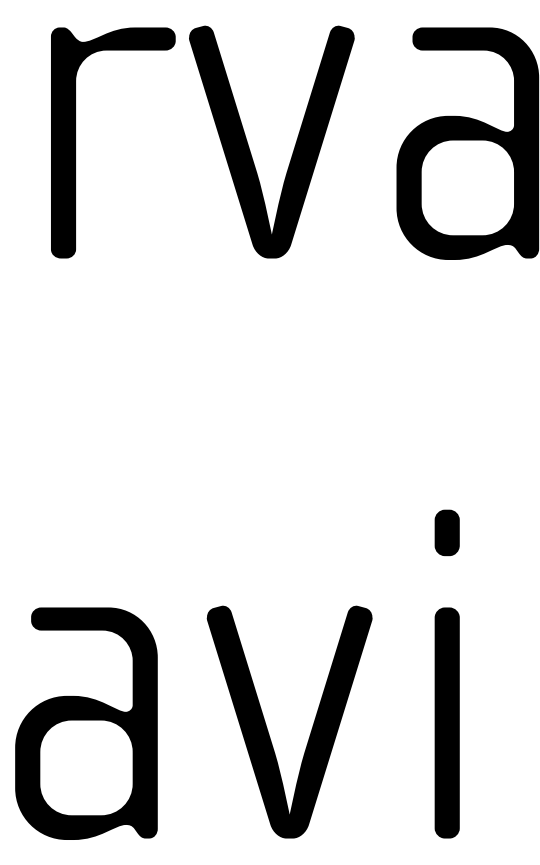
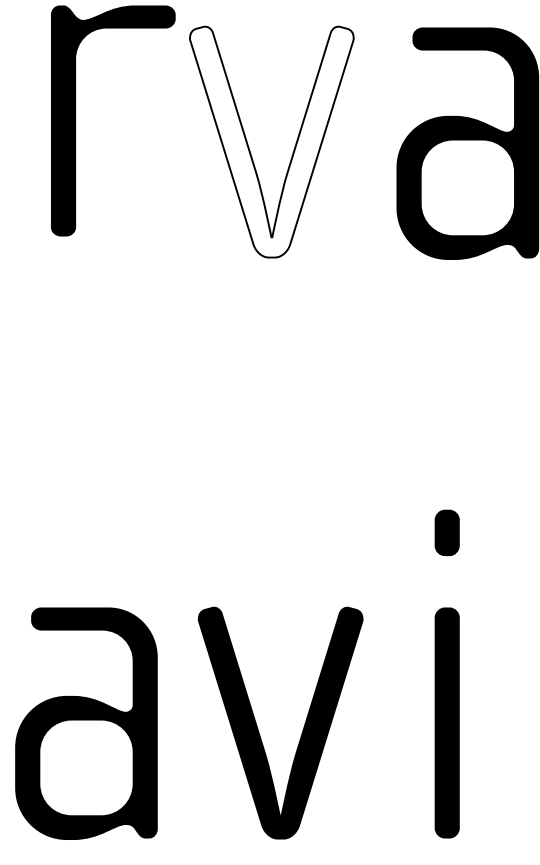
fill: present -> none (271, 141)
part position: (75, 142) -> (75, 120) (75, 120)
part position: (267, 727) -> (258, 728) (258, 728)
